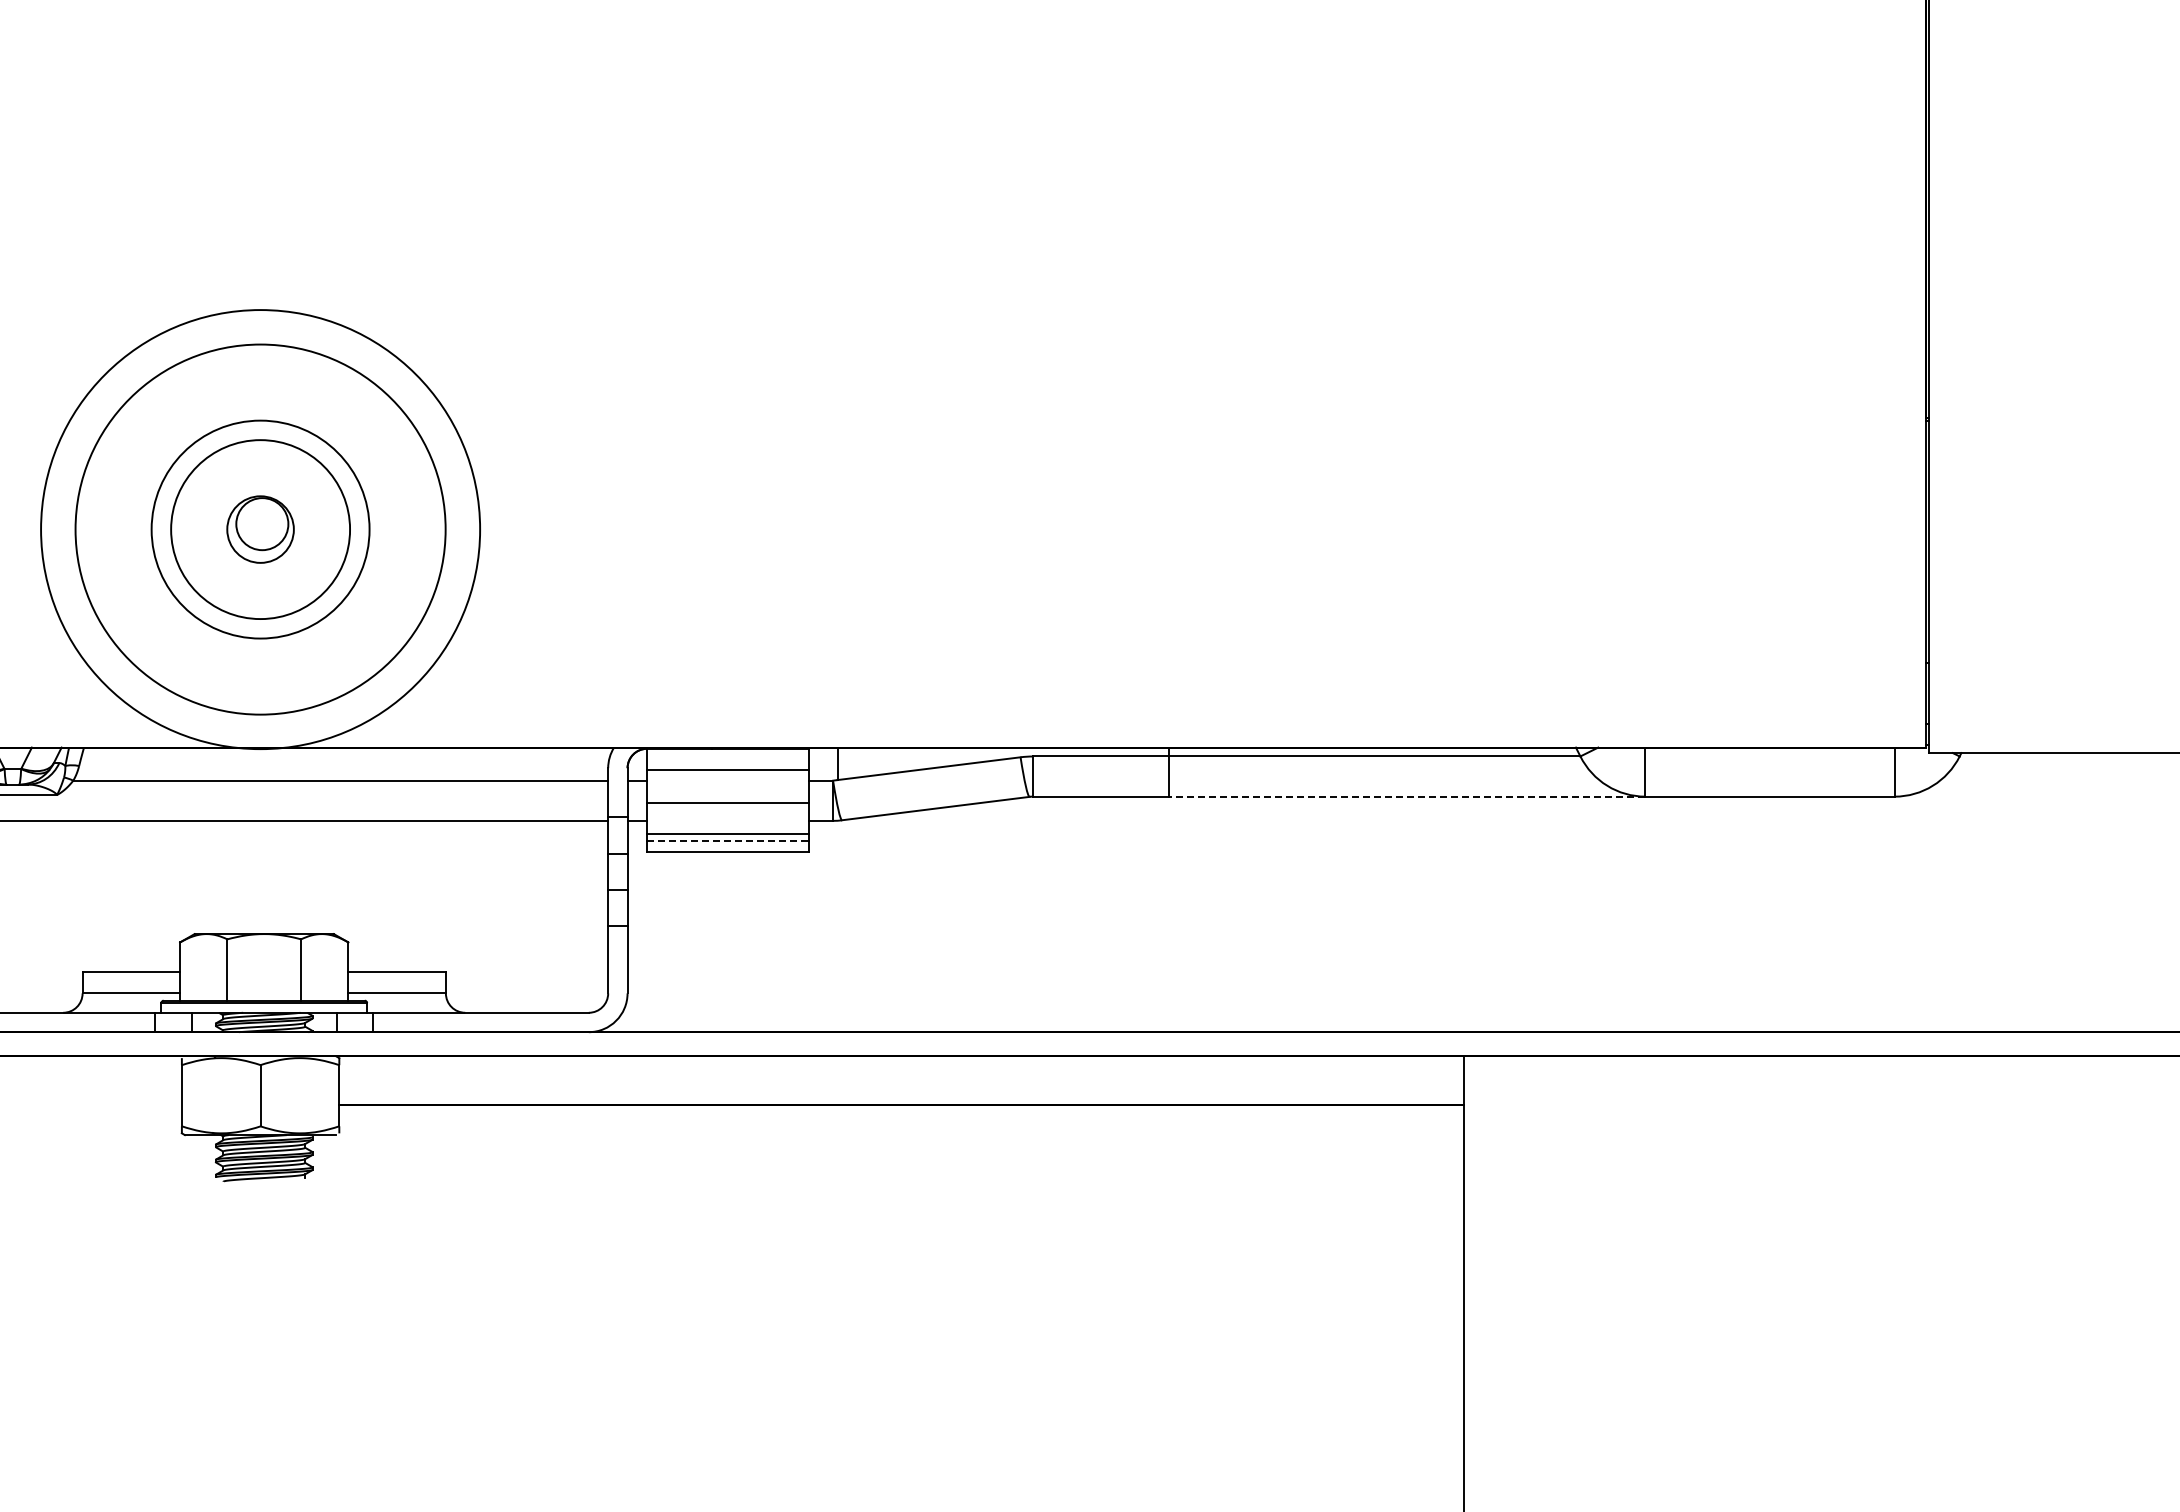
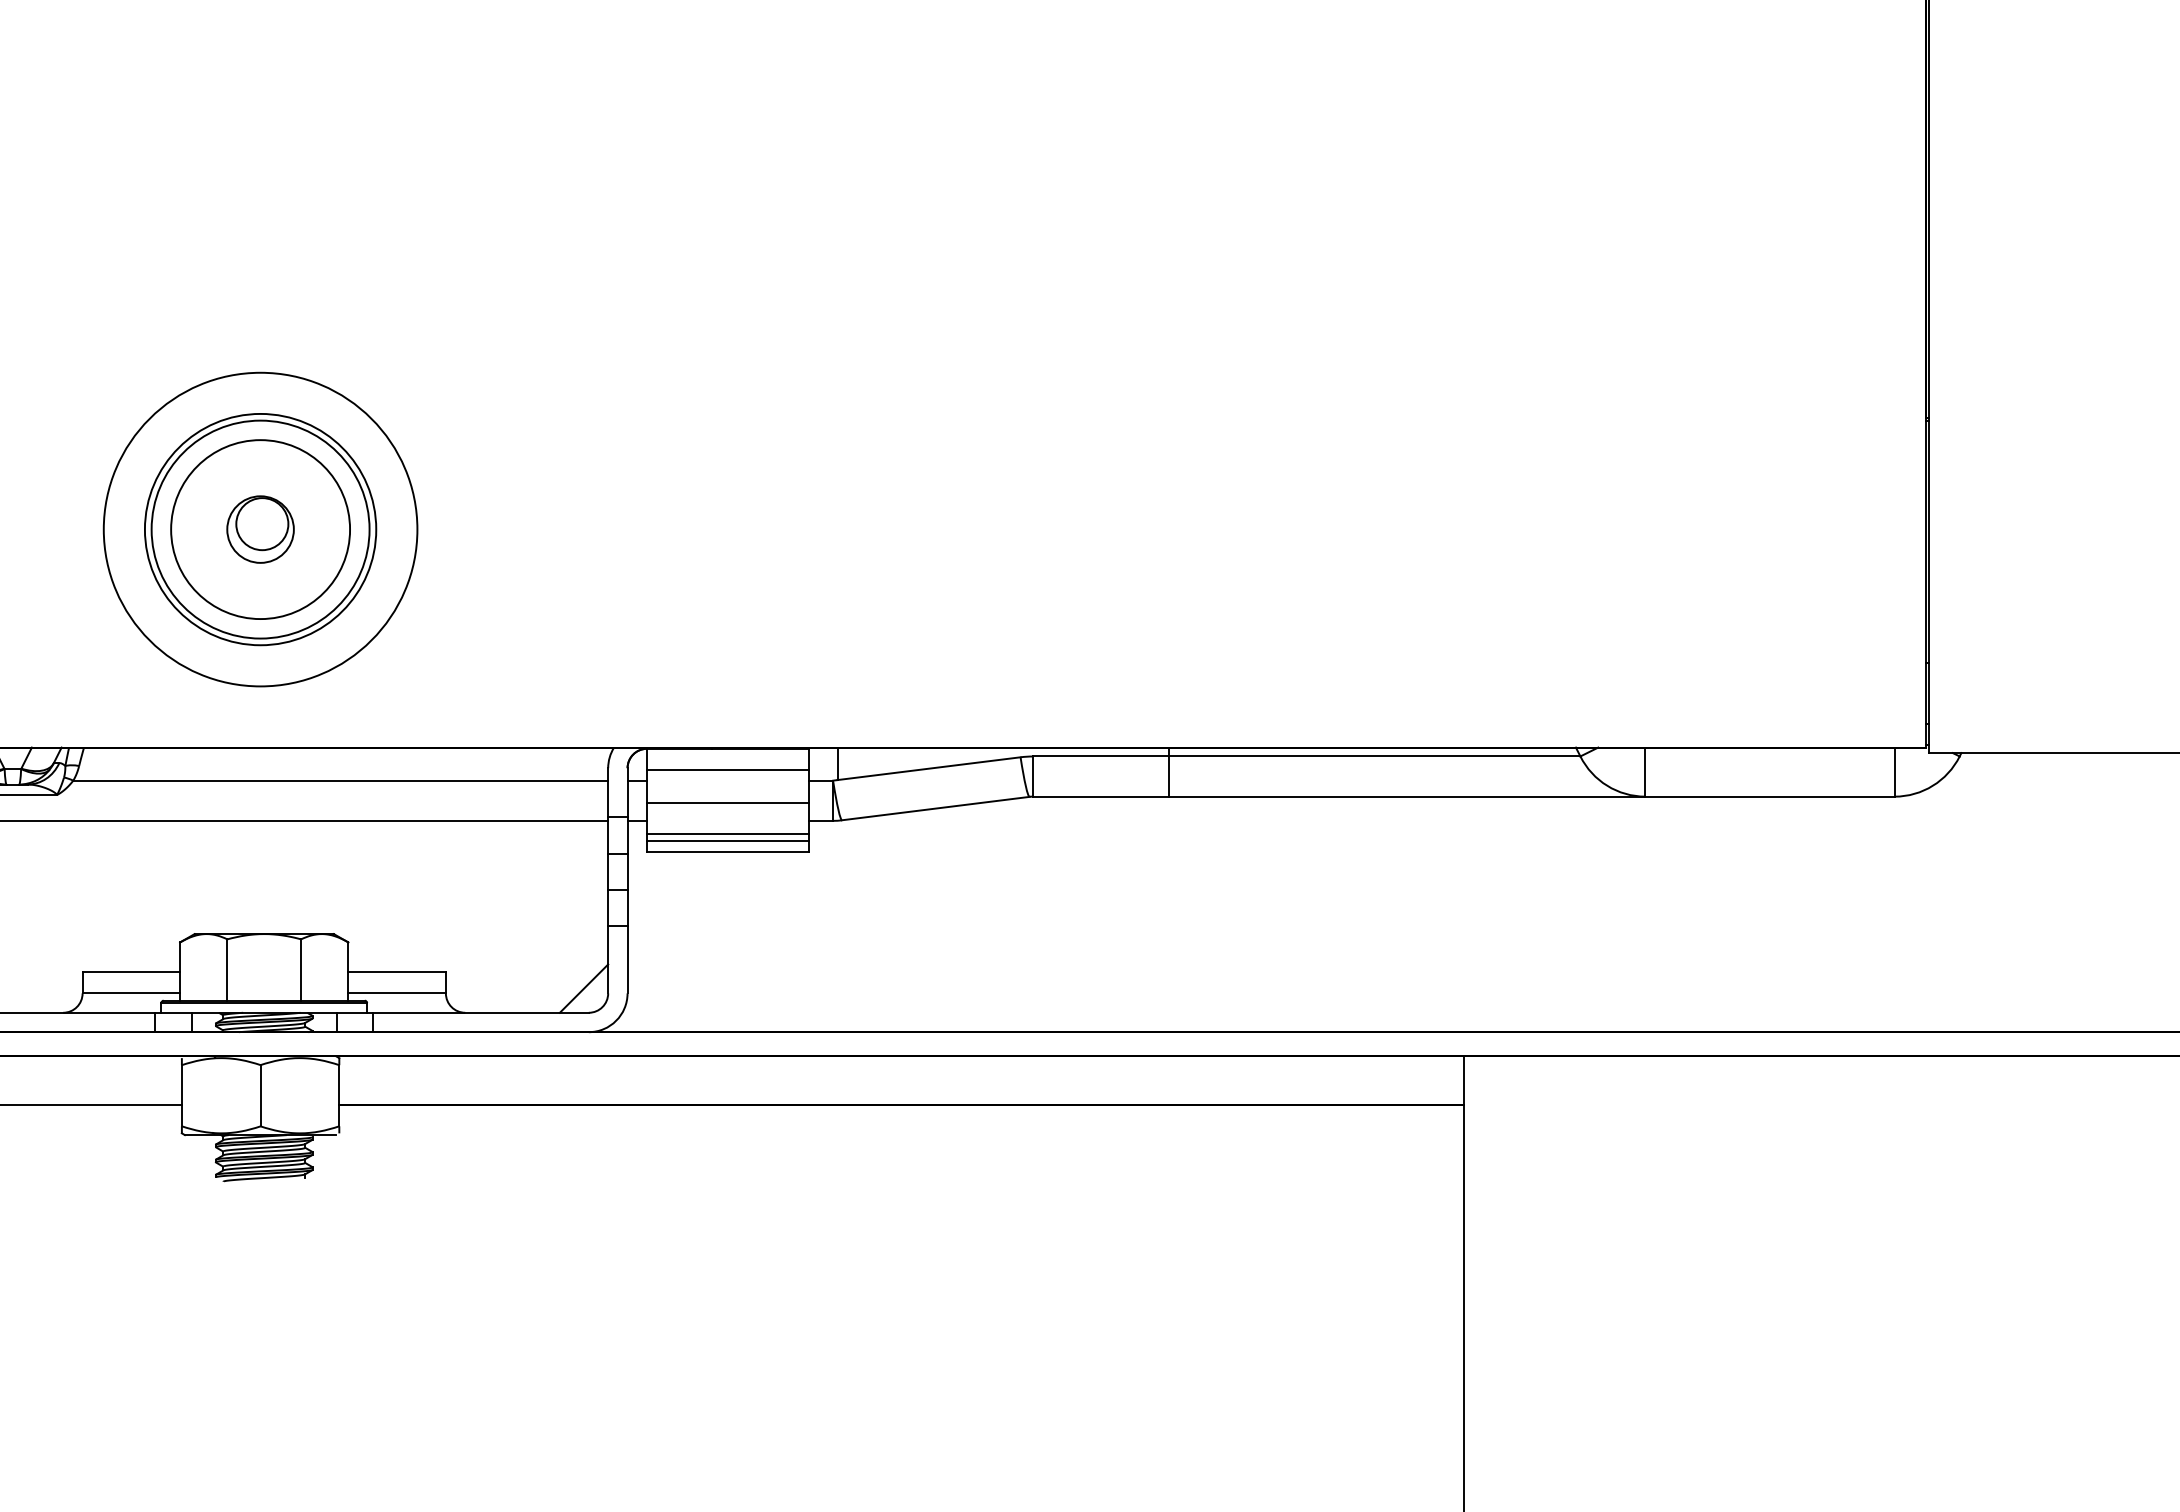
circle diameter: 370 px -> 231 px (260, 529)
circle diameter: 439 px -> 314 px (260, 529)
line: dashed -> solid (1406, 796)
line: dashed -> solid (728, 840)
line: none -> present (583, 988)
line: none -> present (91, 1104)
